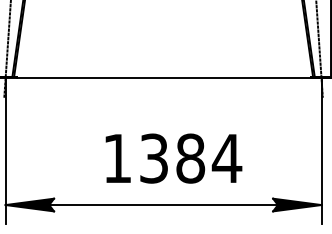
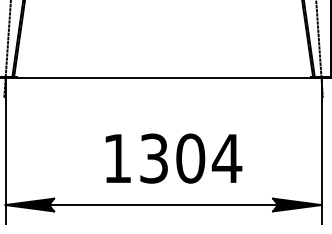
text: 1384 -> 1304 (190, 158)
